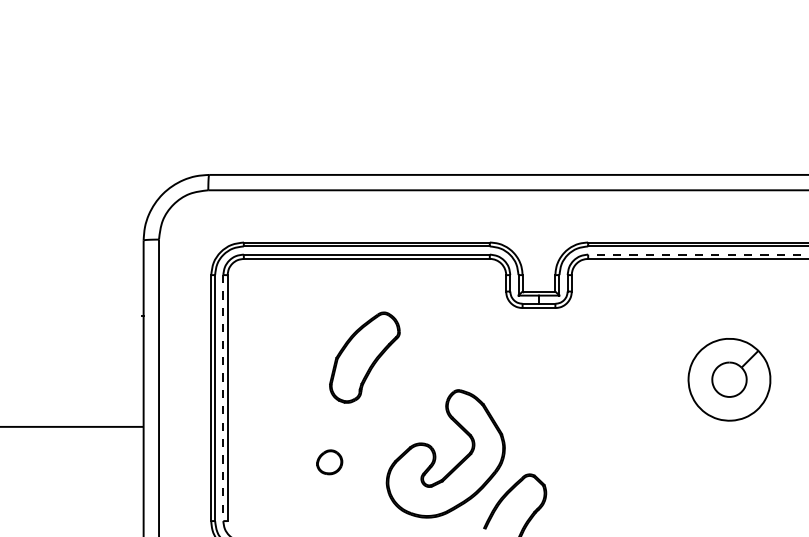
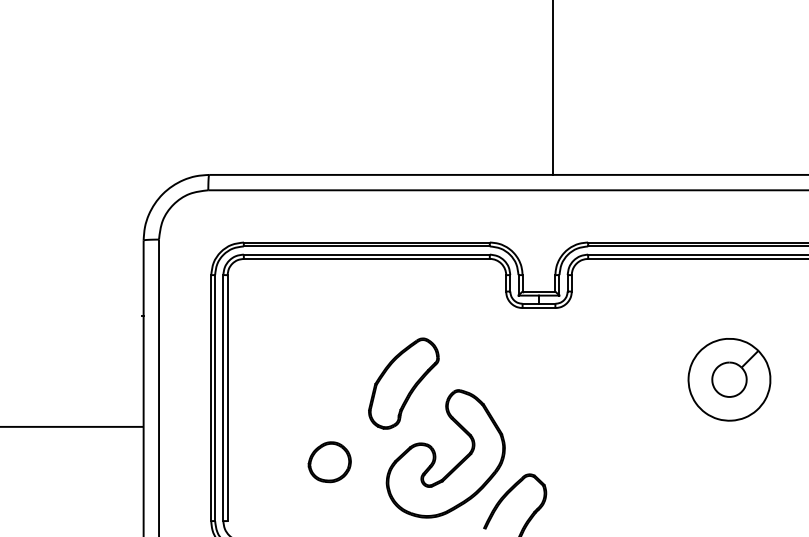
line: none -> present (553, 88)
line: dashed -> solid (698, 254)
part position: (364, 357) -> (403, 383) (403, 383)
line: dashed -> solid (223, 398)
part size: 28x27 px -> 45x43 px (329, 462)
